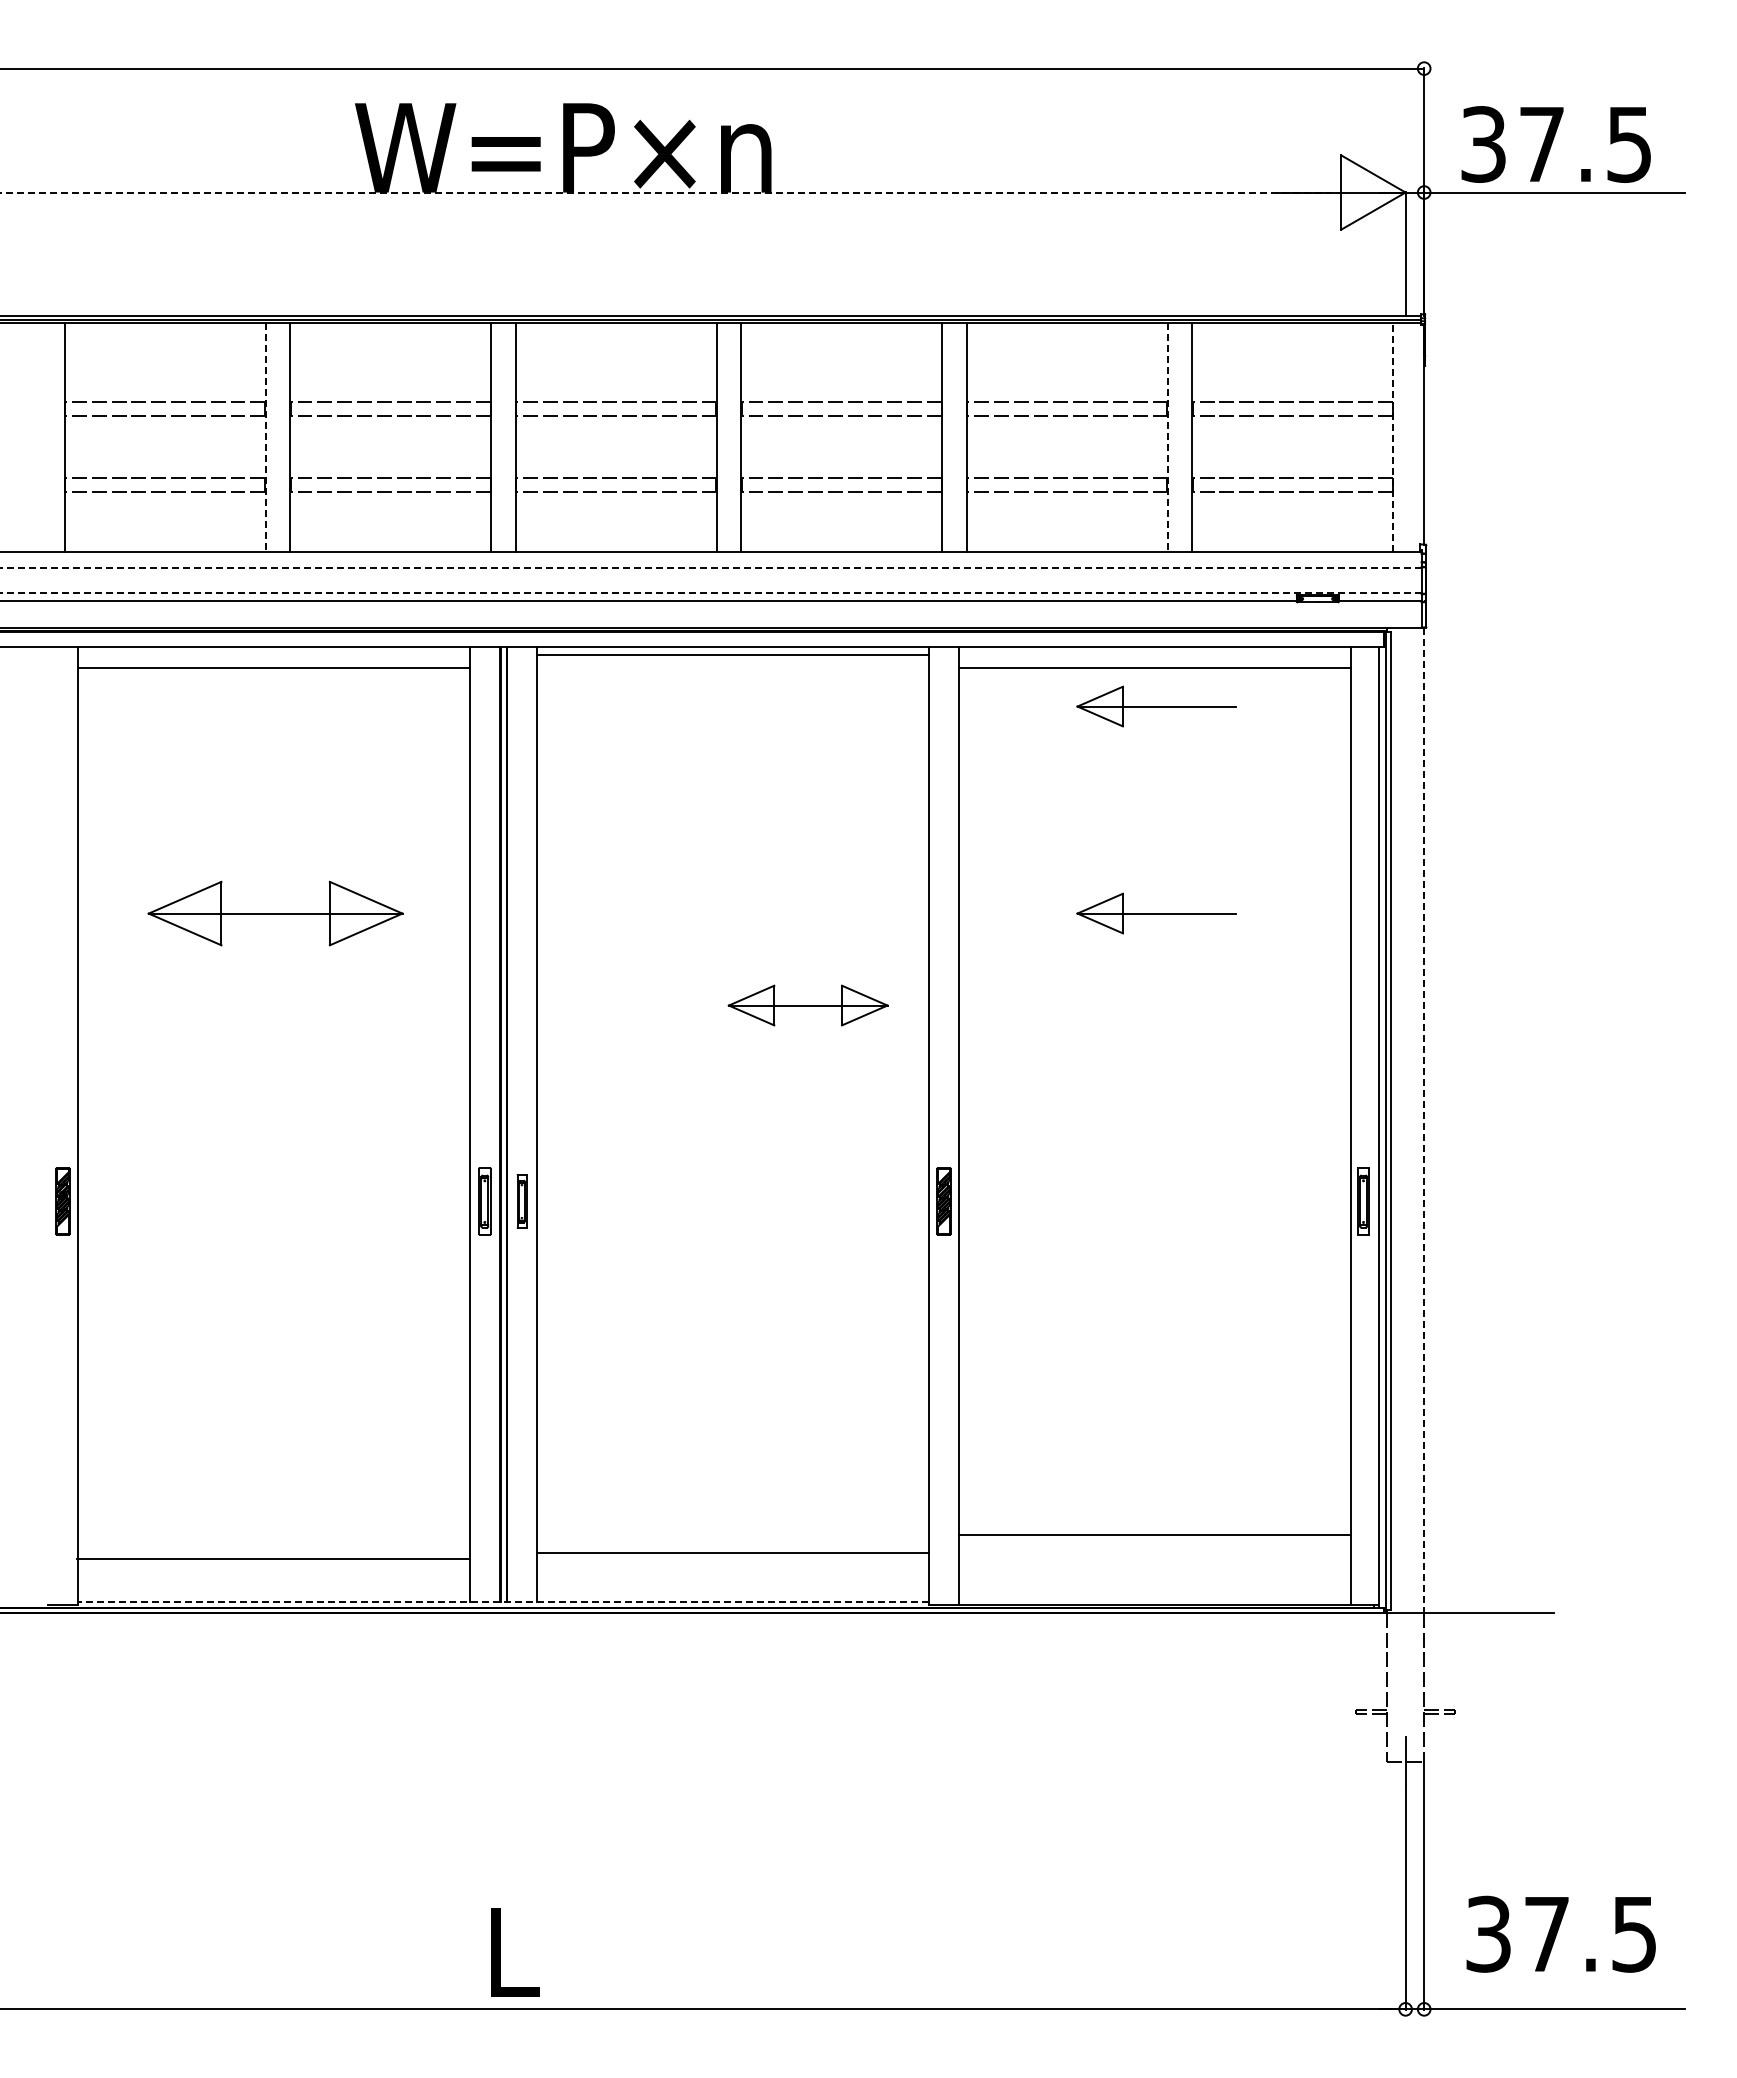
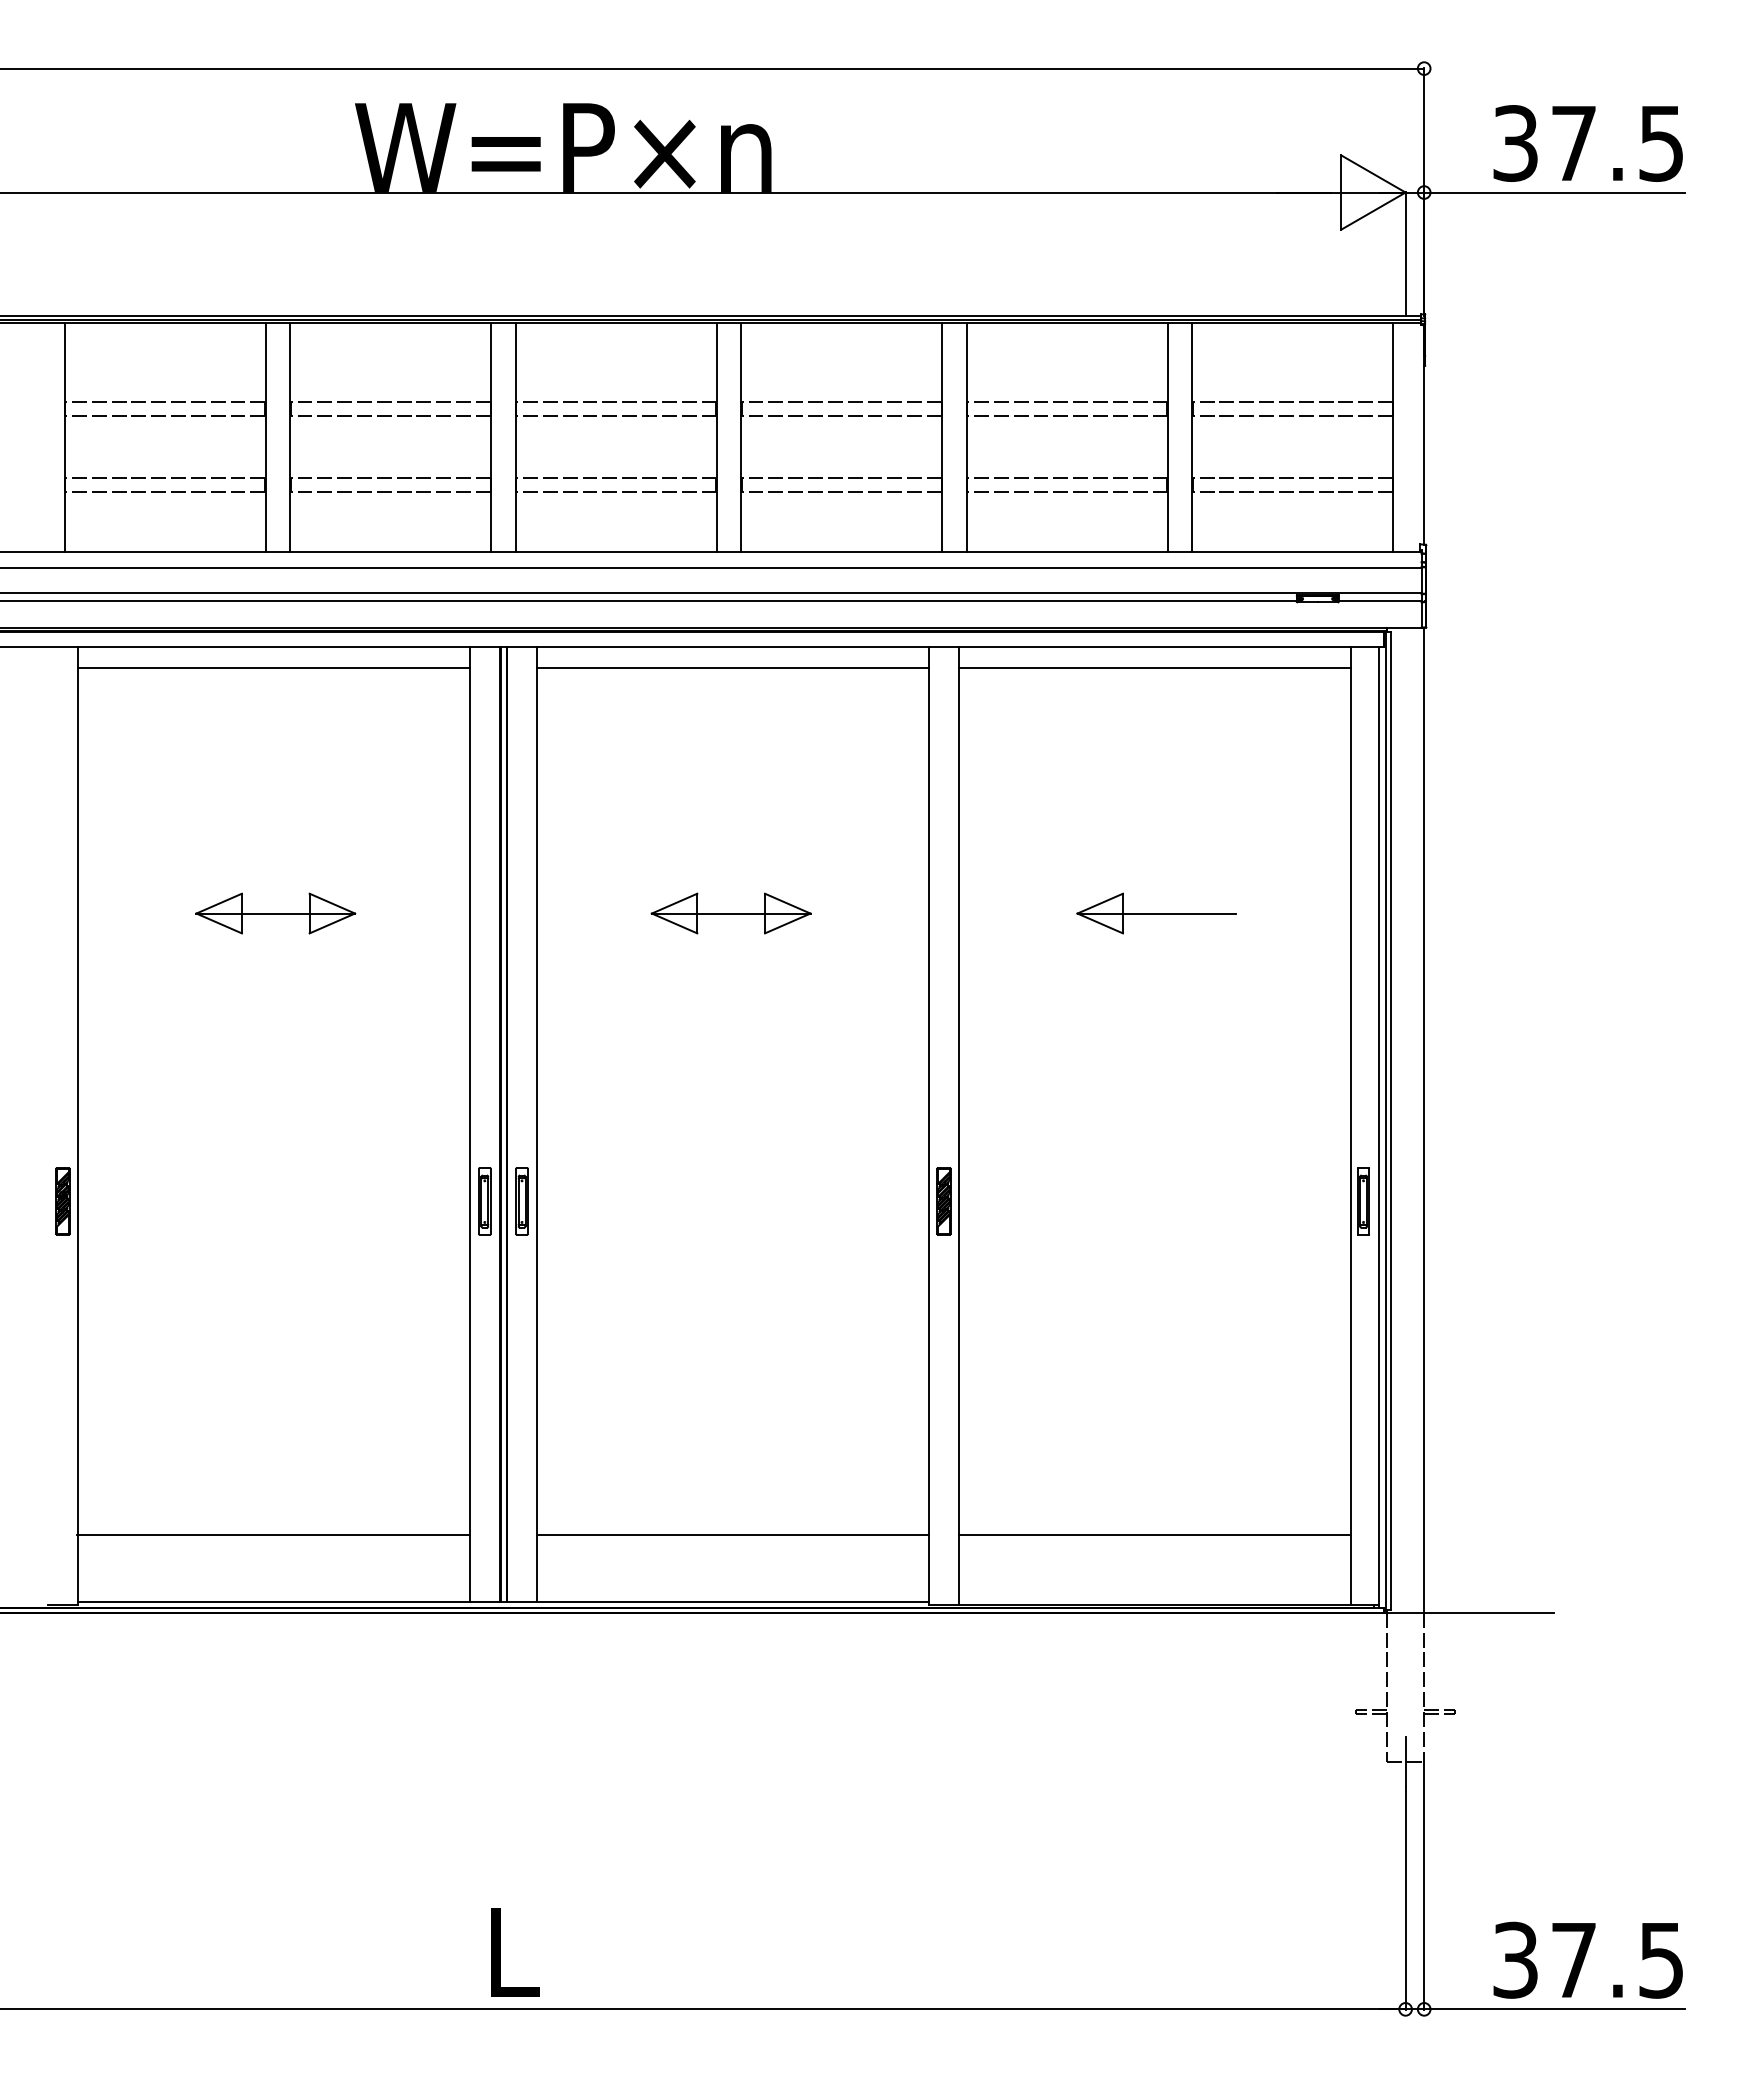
text position: (1555, 144) -> (1587, 143) (1587, 143)
line: dashed -> solid (666, 192)
line: dashed -> solid (265, 437)
line: dashed -> solid (1167, 437)
line: dashed -> solid (1393, 437)
line: dashed -> solid (710, 568)
line: dashed -> solid (710, 593)
line position: (732, 654) -> (732, 667) (732, 667)
part: present -> none (1156, 706)
part size: 257x67 px -> 162x43 px (275, 913)
part position: (807, 1005) -> (730, 913) (730, 913)
line: dashed -> solid (1424, 1120)
part size: 12x55 px -> 14x69 px (521, 1201)
line position: (732, 1552) -> (732, 1534) (732, 1534)
line position: (273, 1558) -> (273, 1534) (273, 1534)
line: dashed -> solid (503, 1601)
text position: (1560, 1933) -> (1587, 1959) (1587, 1959)
